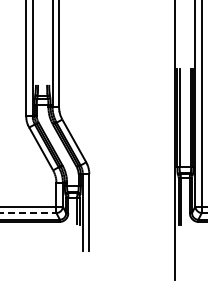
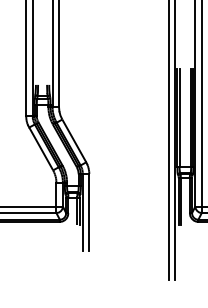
line: none -> present (169, 140)
line: dashed -> solid (28, 213)
